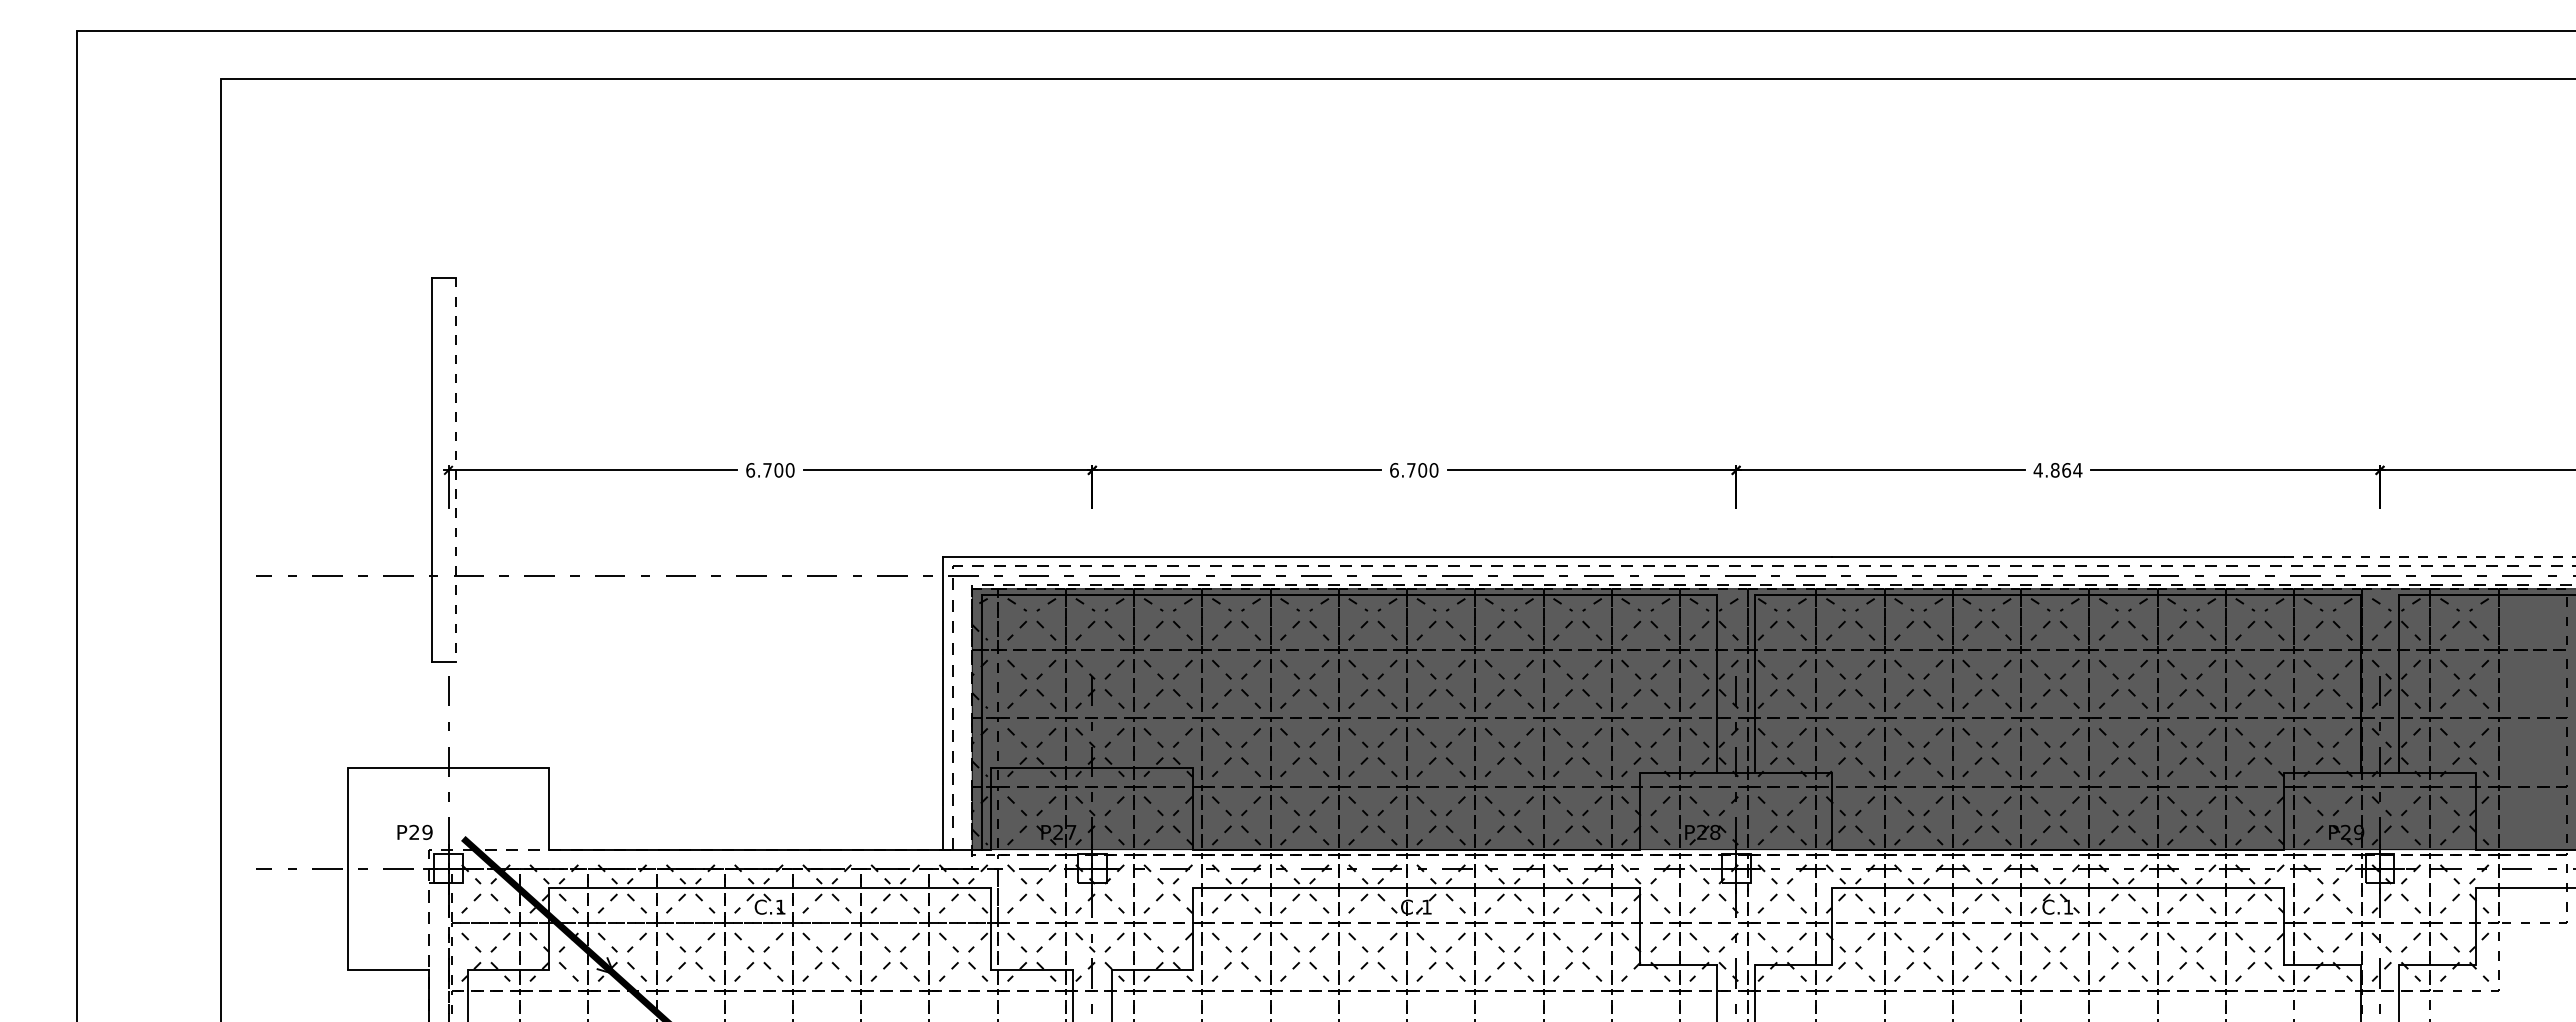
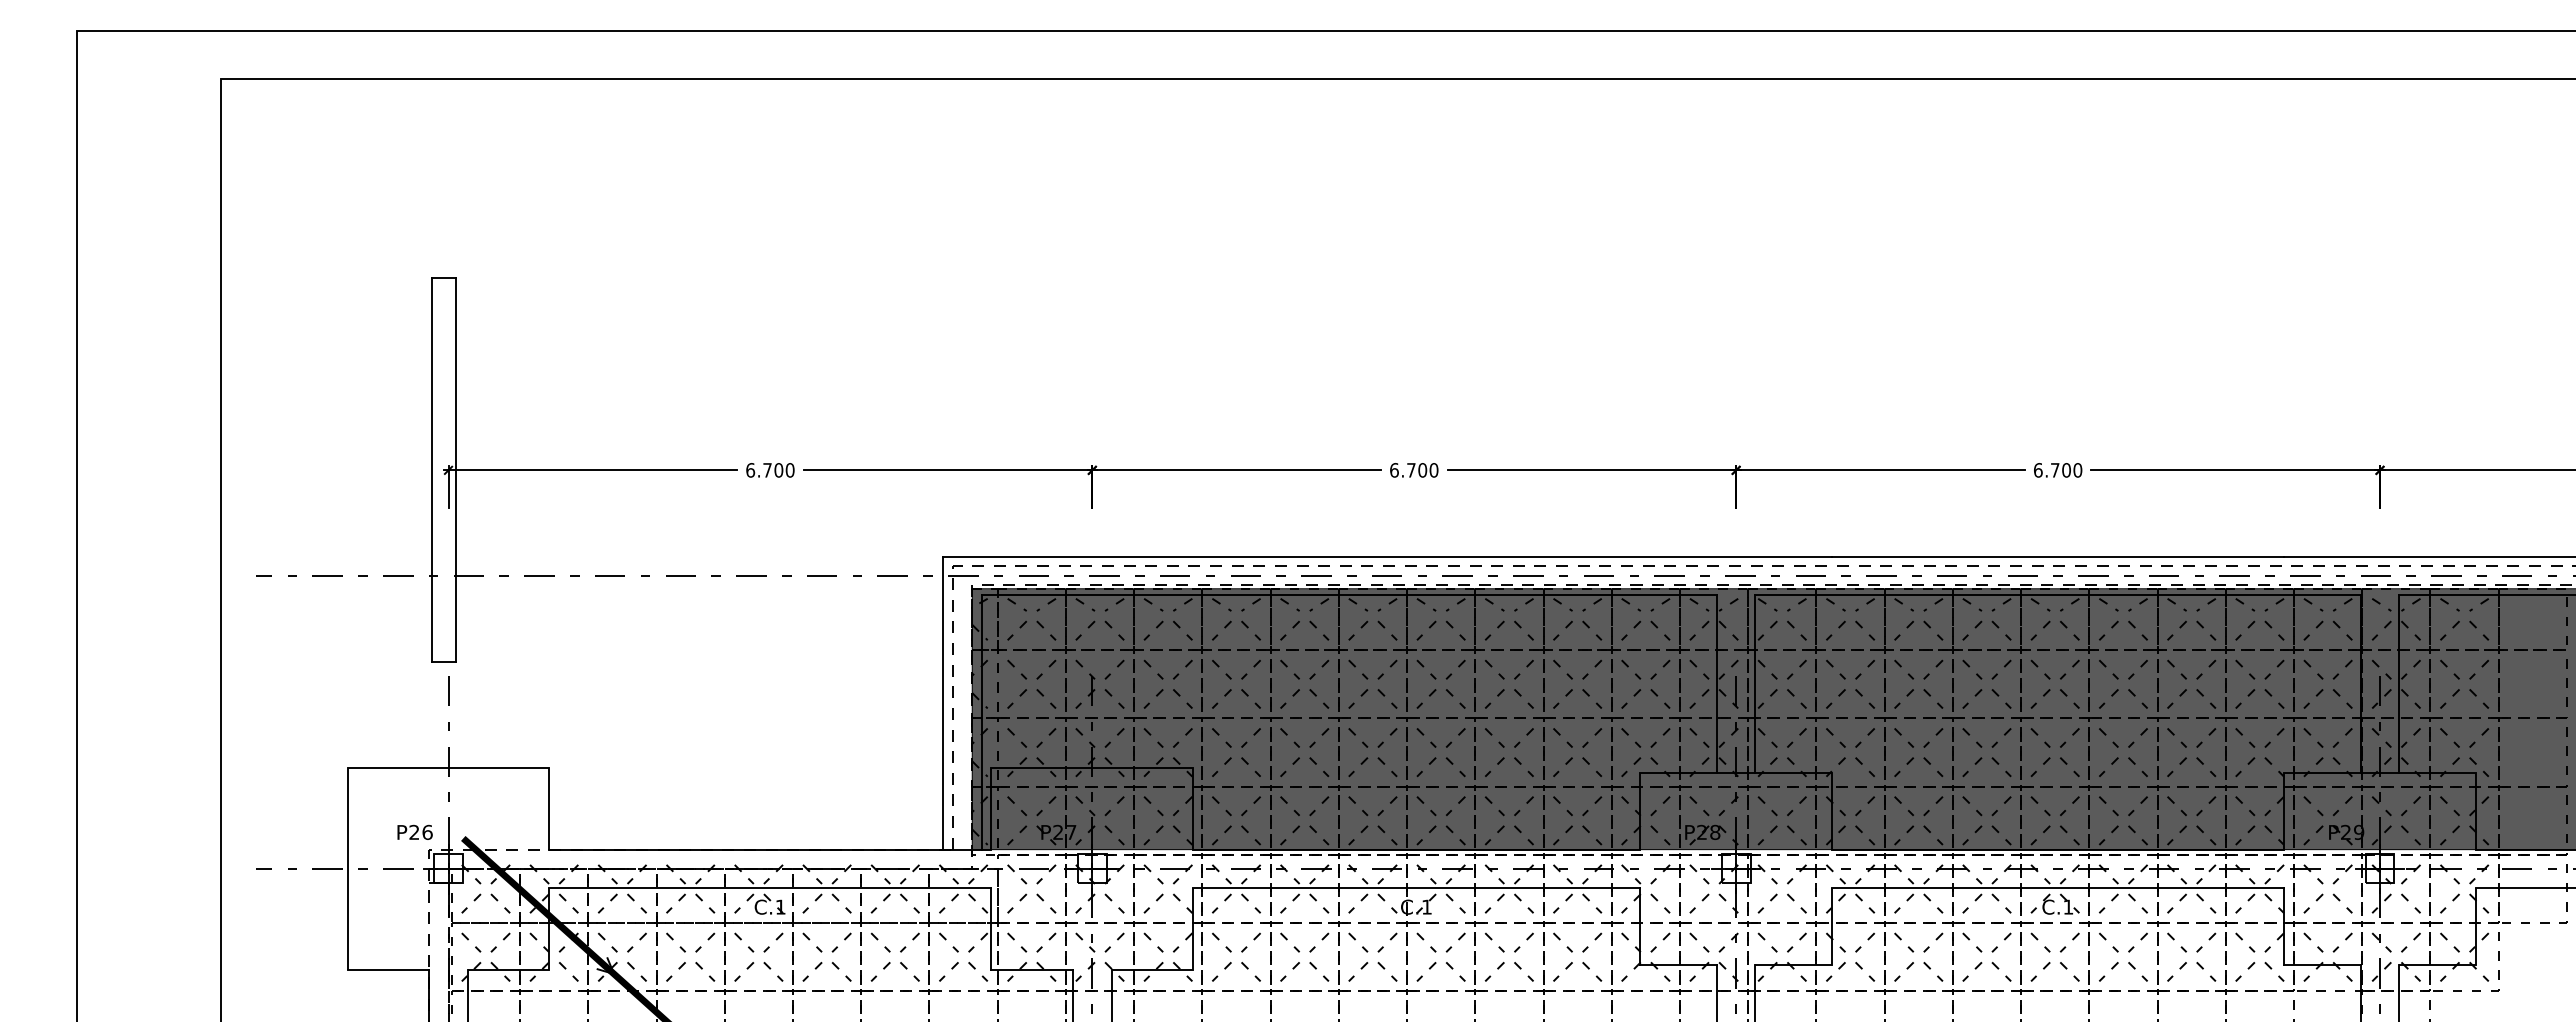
line: dashed -> solid (455, 470)
text: 4.864 -> 6.700 (2057, 470)
line: dashed -> solid (2429, 556)
text: P29 -> P26 (427, 831)
